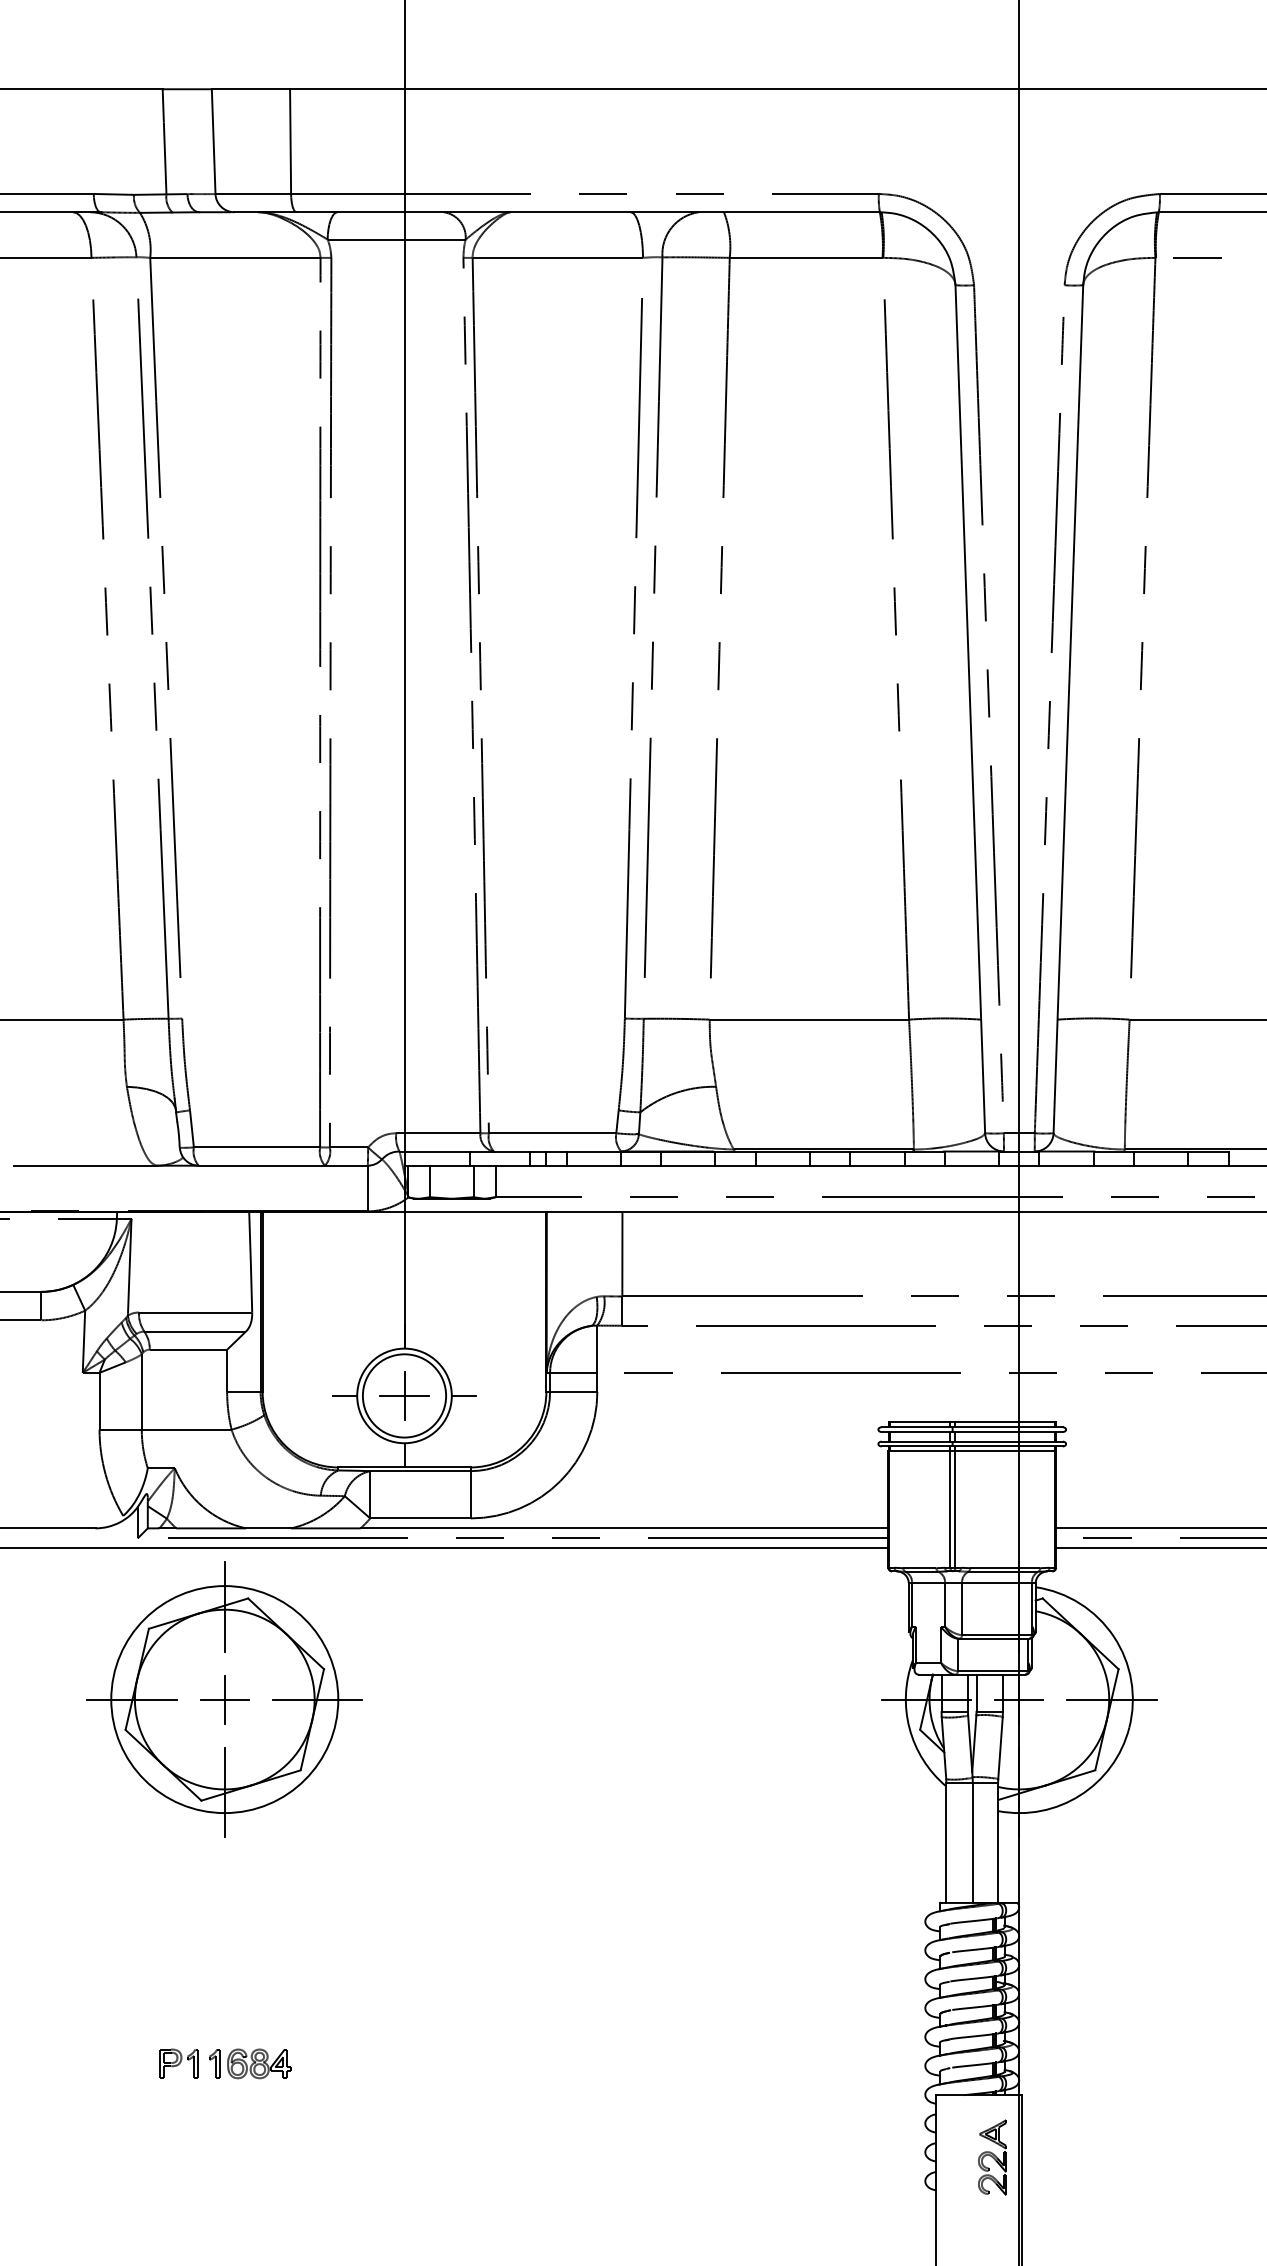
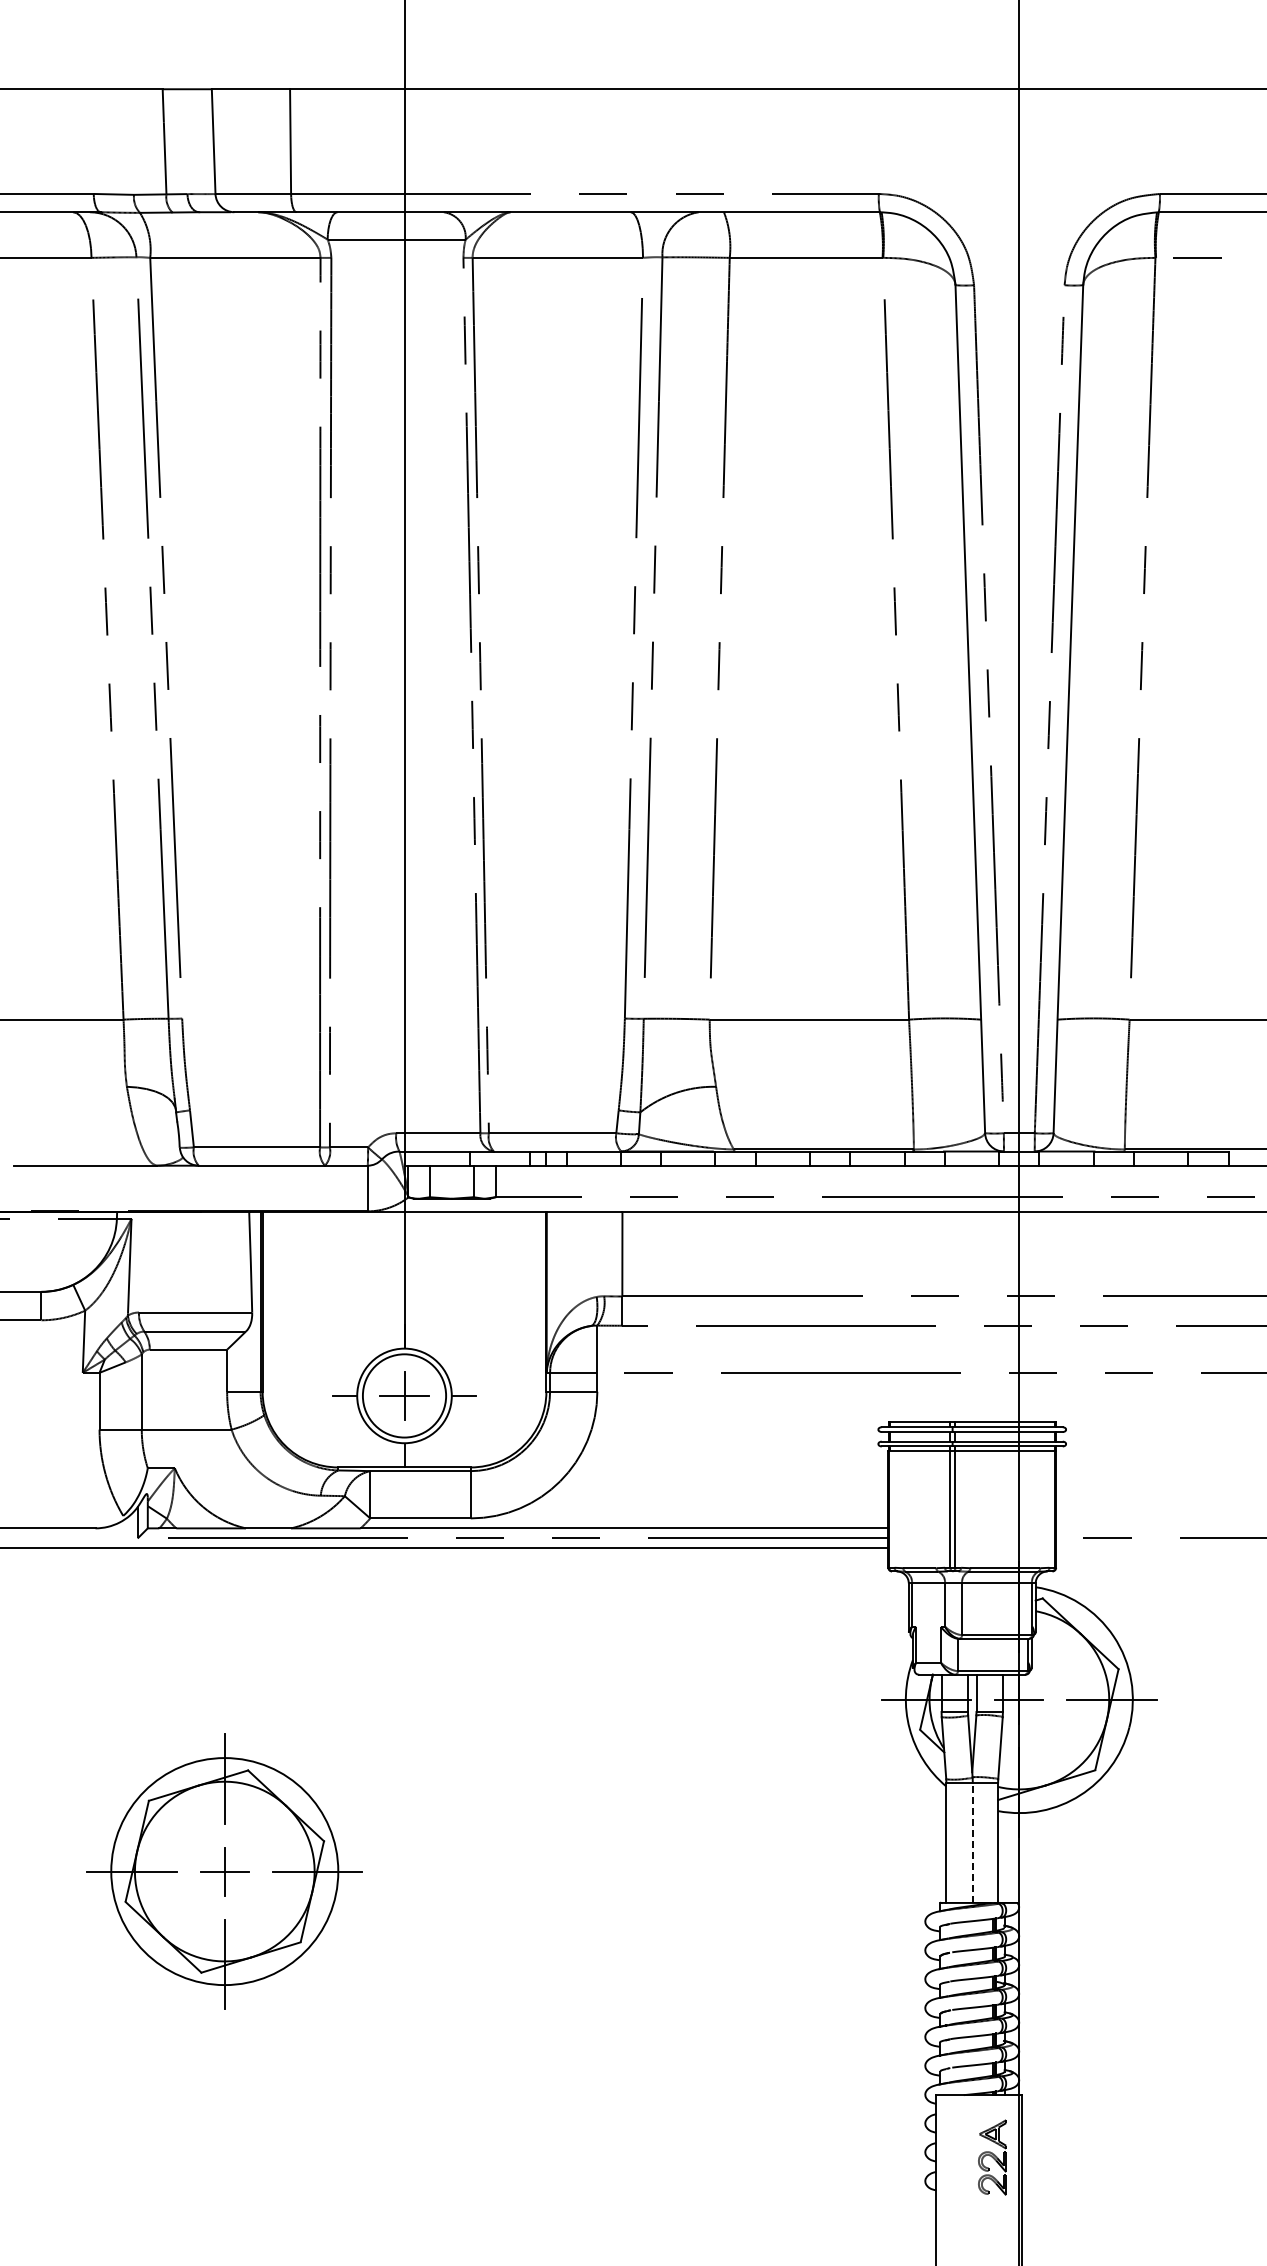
line: present -> none (1159, 1528)
line: present -> none (1159, 1548)
part position: (224, 1699) -> (224, 1871) (224, 1871)
line: solid -> dashed (972, 1842)
part: present -> none (178, 2063)
part: present -> none (250, 2063)
